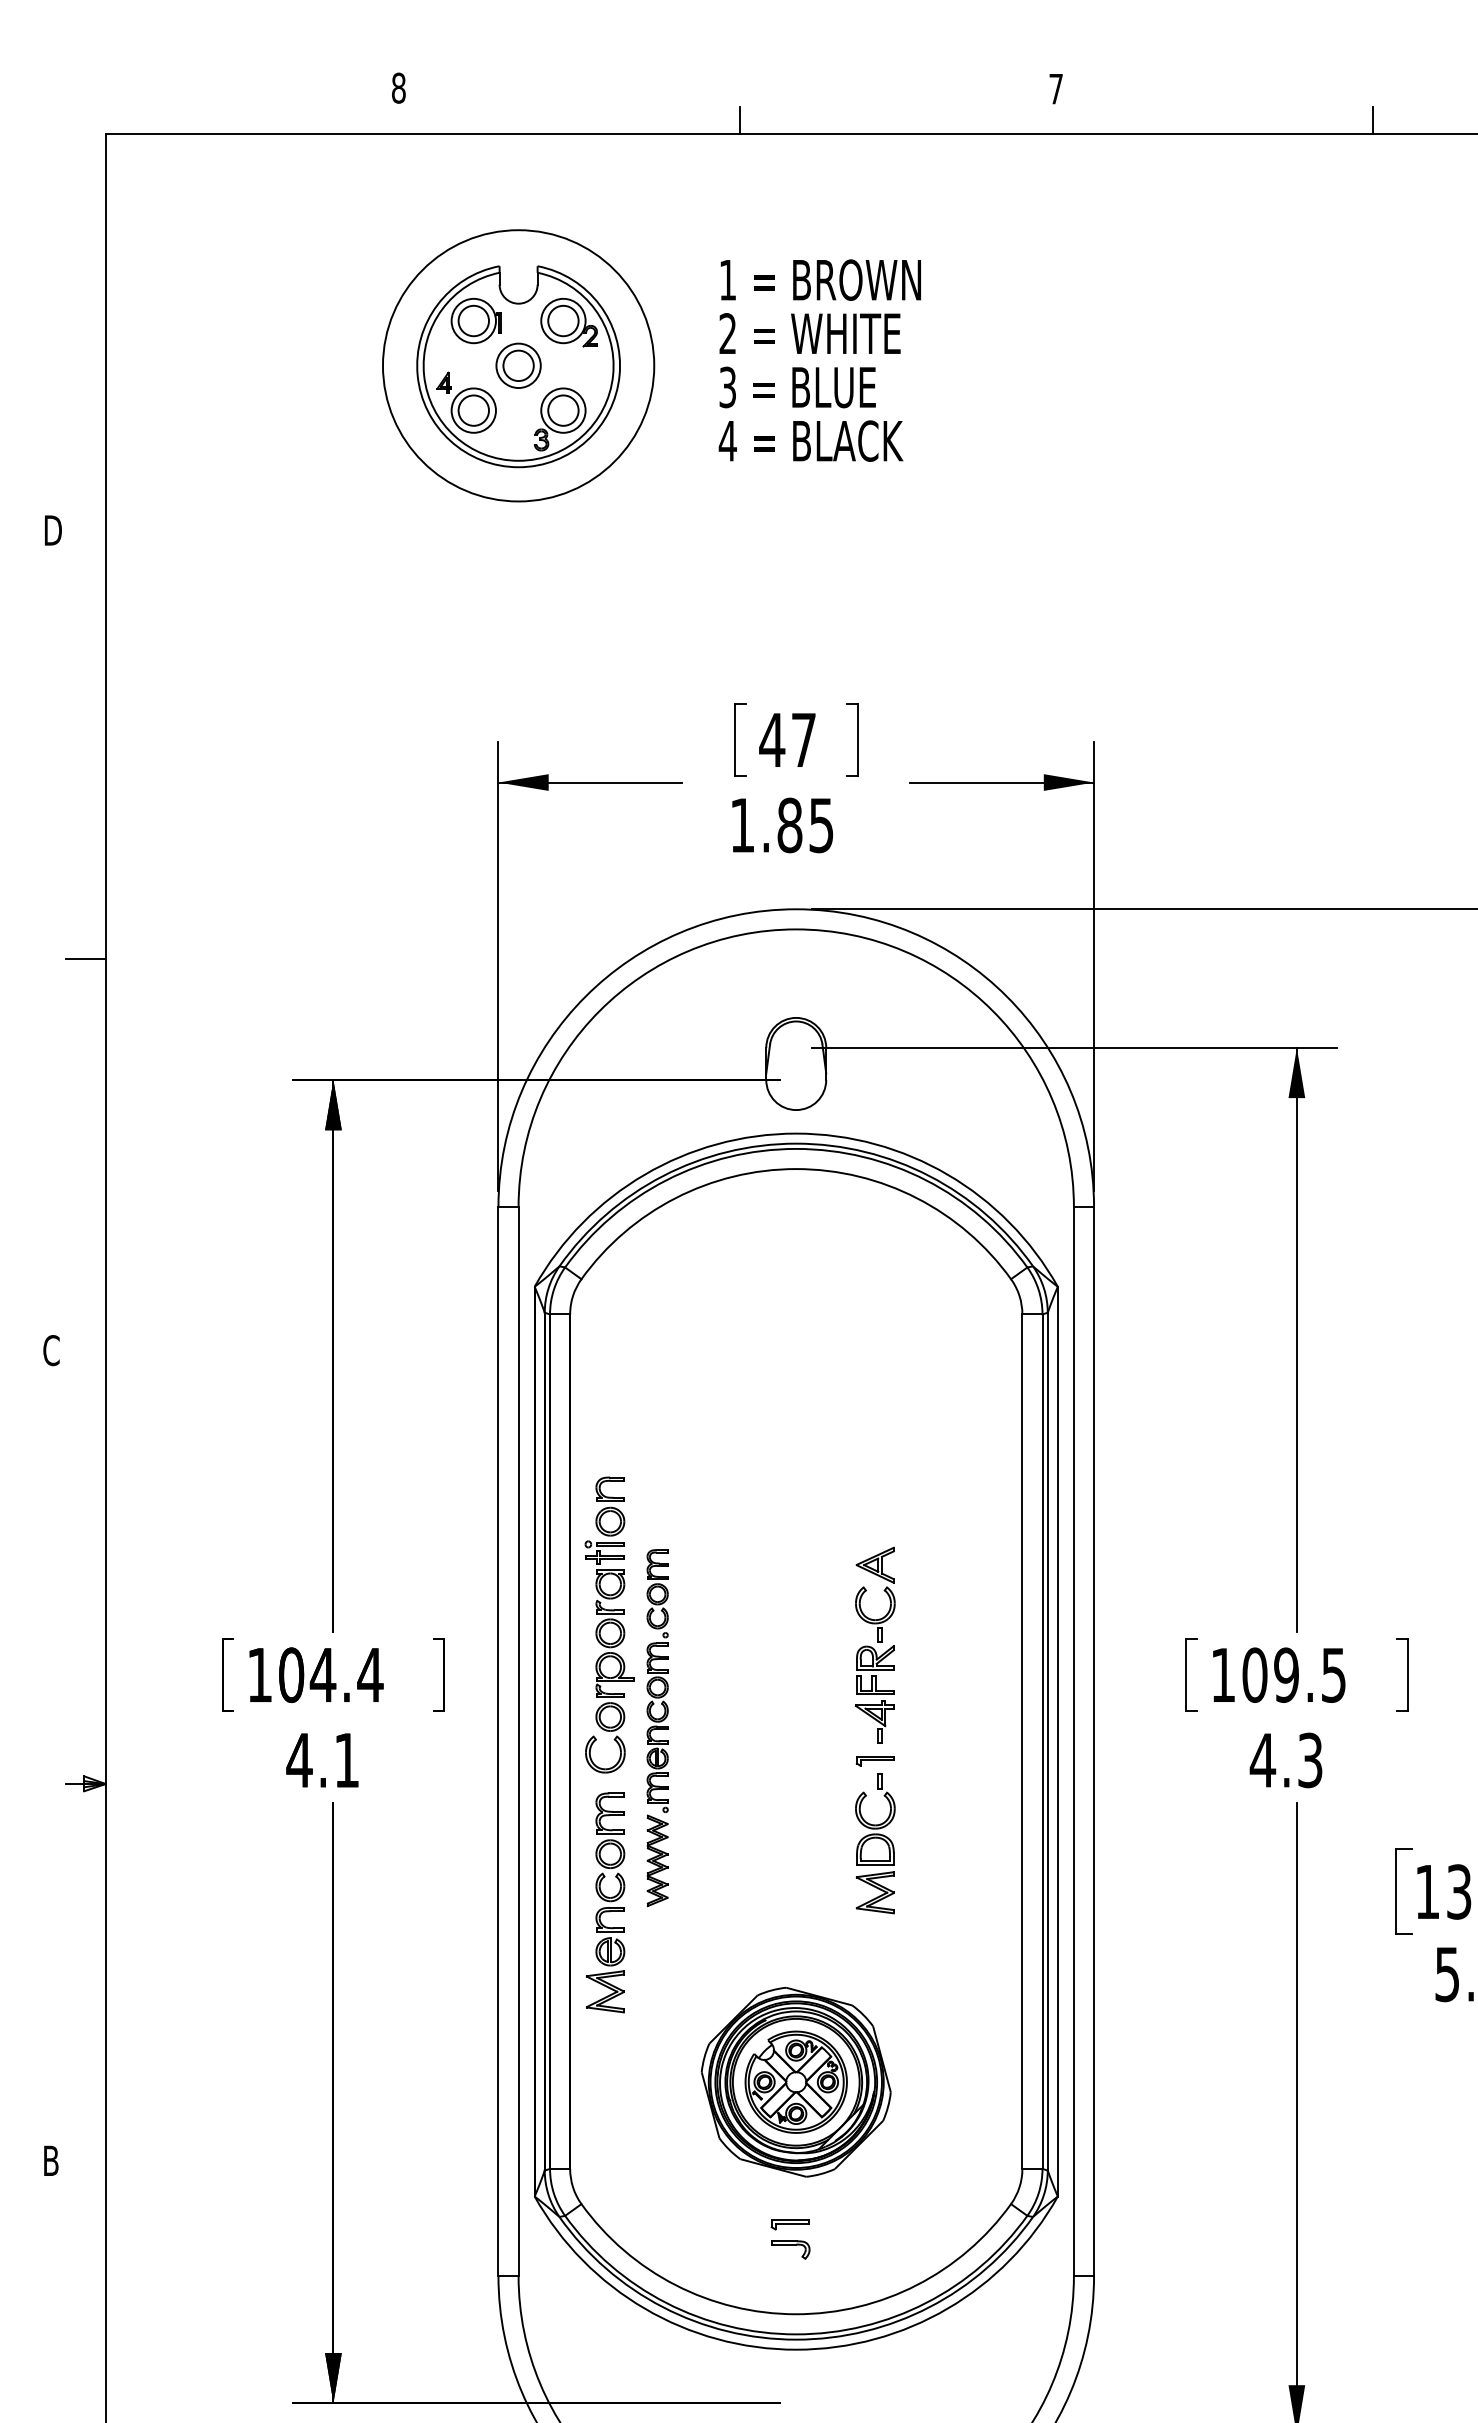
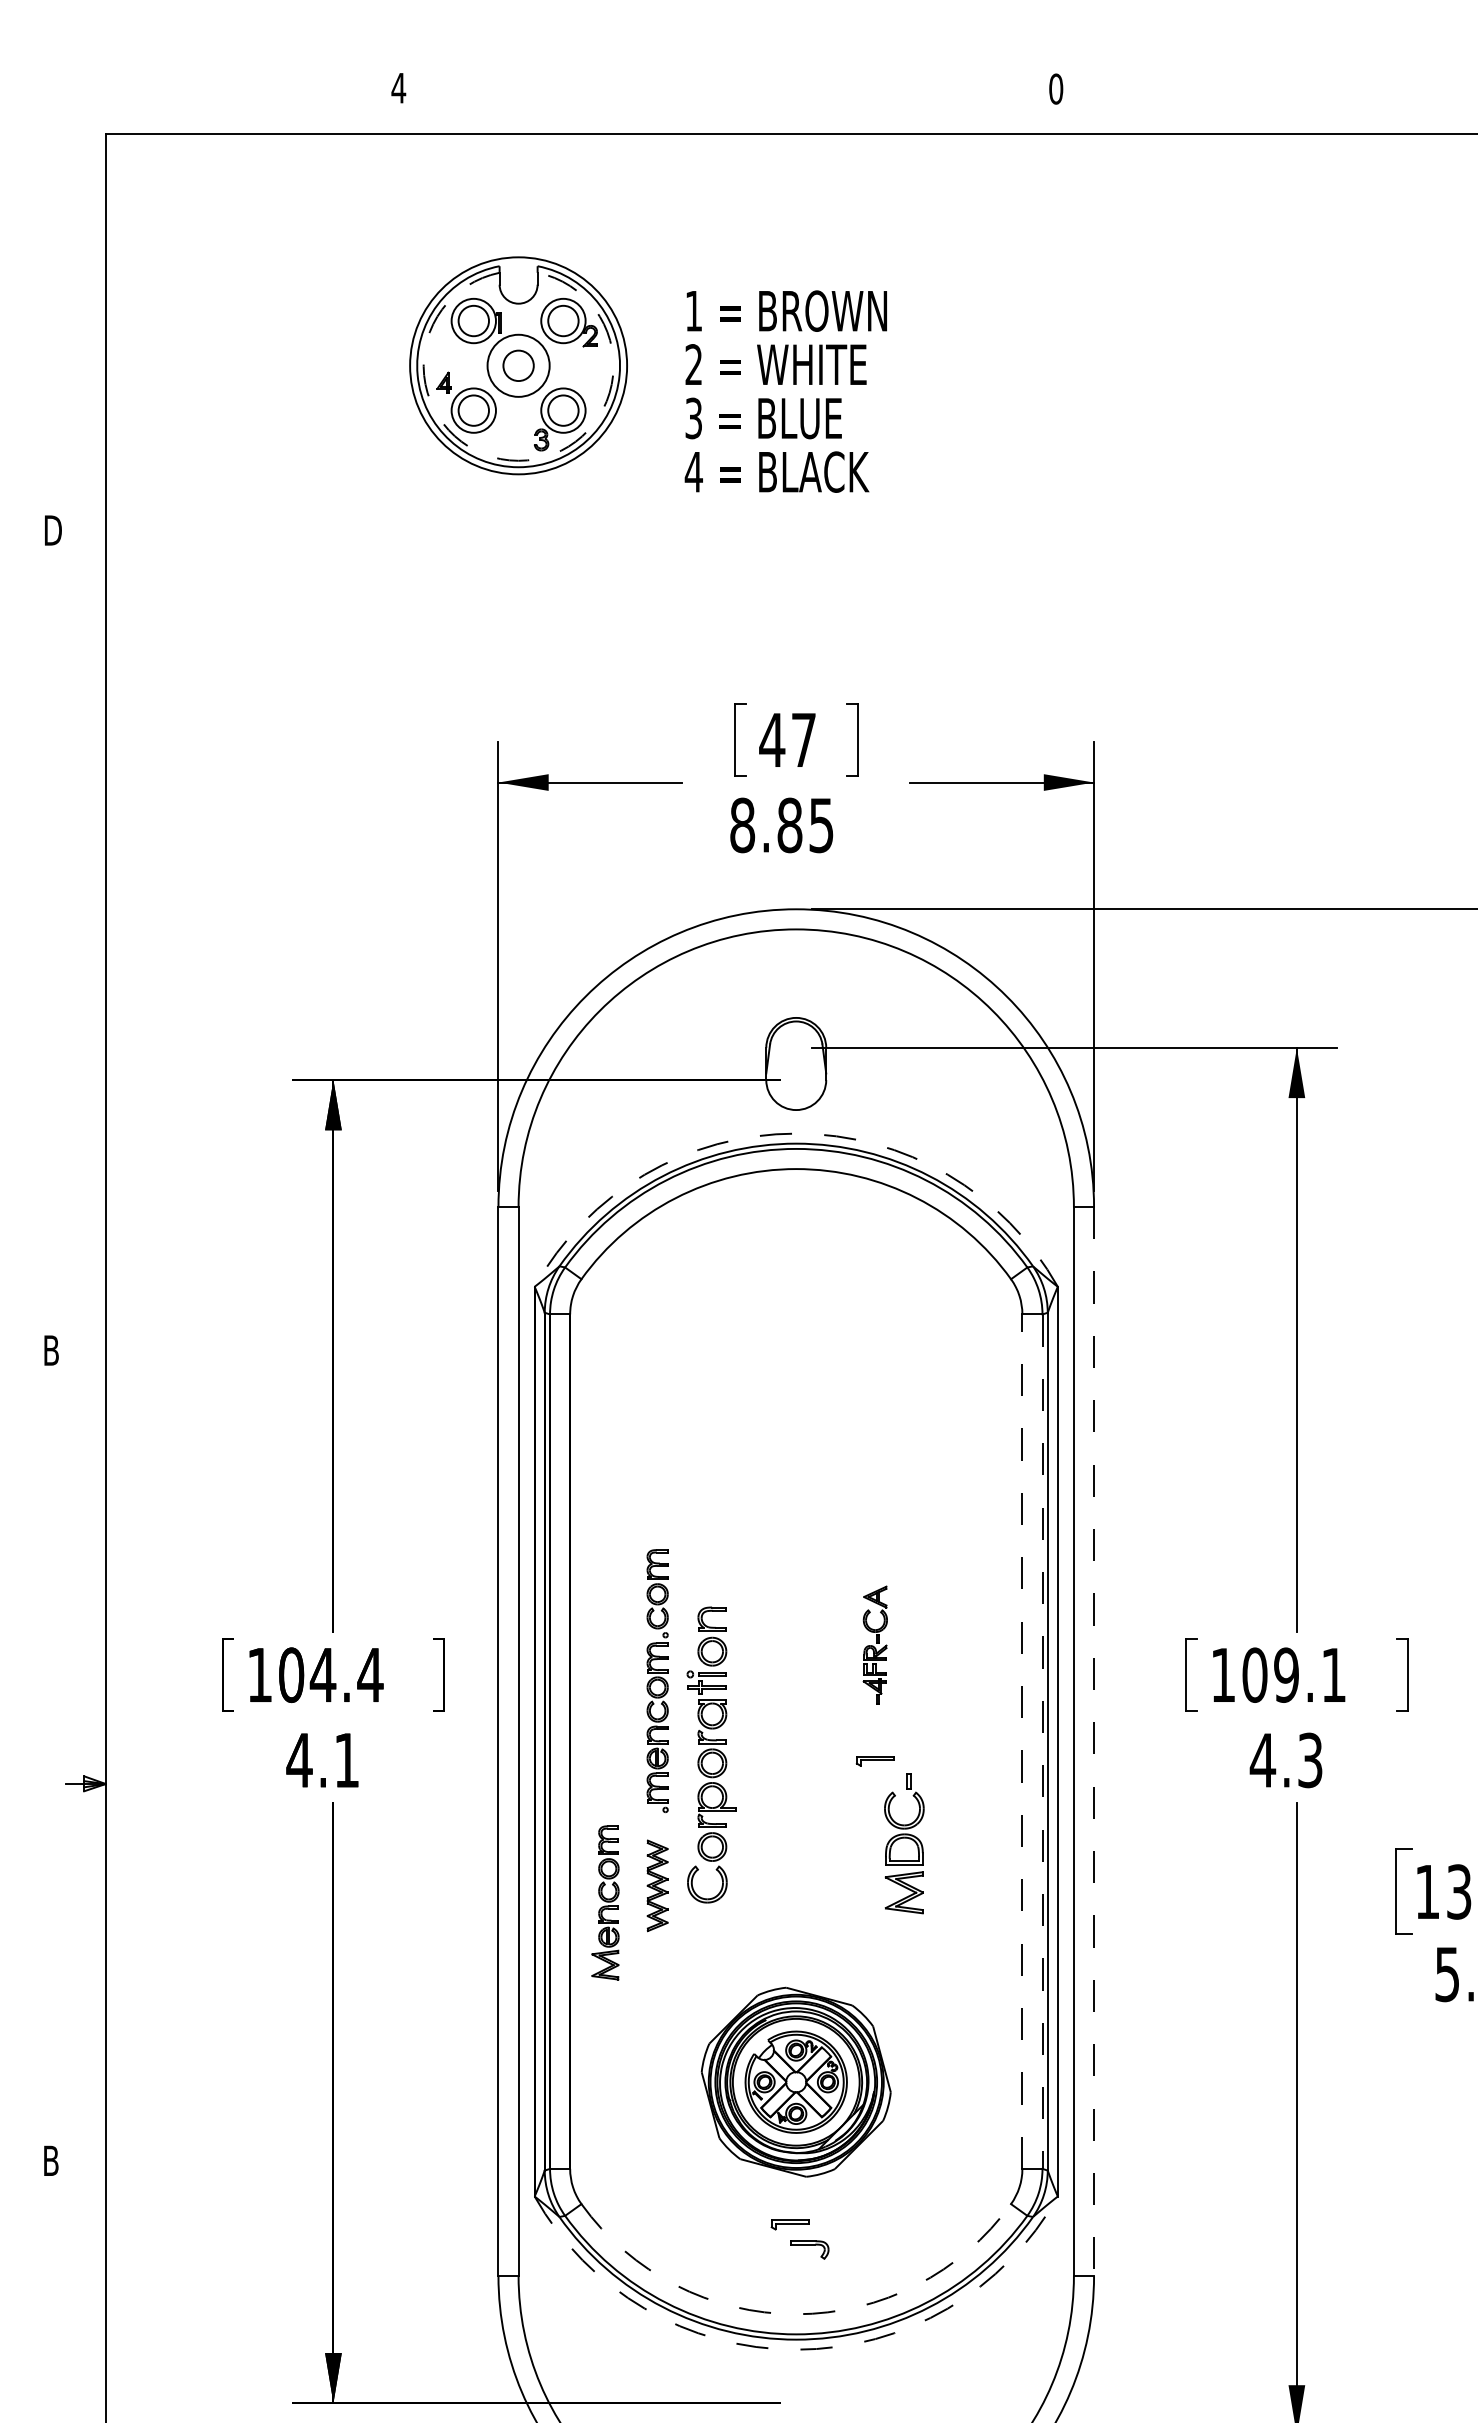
text: 8 -> 4 (398, 87)
text: 7 -> 0 (1056, 88)
line: present -> none (739, 120)
line: present -> none (1373, 120)
text position: (819, 360) -> (785, 391) (785, 391)
circle diameter: 271 px -> 217 px (518, 365)
circle diameter: 44 px -> 62 px (518, 365)
arc: solid -> dashed (518, 460)
text: 1.85 -> 8.85 (742, 825)
line: present -> none (85, 959)
arc: solid -> dashed (796, 1133)
text: C -> B (51, 1350)
part position: (609, 1624) -> (711, 1754) (711, 1754)
part size: 41x198 px -> 26x120 px (874, 1644)
text: 109.5 -> 109.1 (1333, 1675)
line: solid -> dashed (1022, 1741)
line: solid -> dashed (1094, 1741)
line: solid -> dashed (1042, 1742)
part position: (875, 1843) -> (904, 1843) (904, 1843)
part position: (657, 1860) -> (657, 1885) (657, 1885)
part size: 41x222 px -> 29x156 px (605, 1902)
part position: (790, 2249) -> (809, 2249) (809, 2249)
arc: solid -> dashed (796, 2314)
arc: solid -> dashed (796, 2349)
